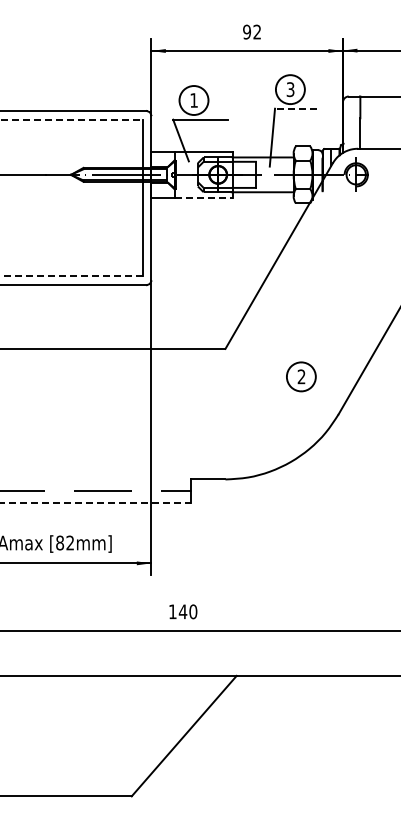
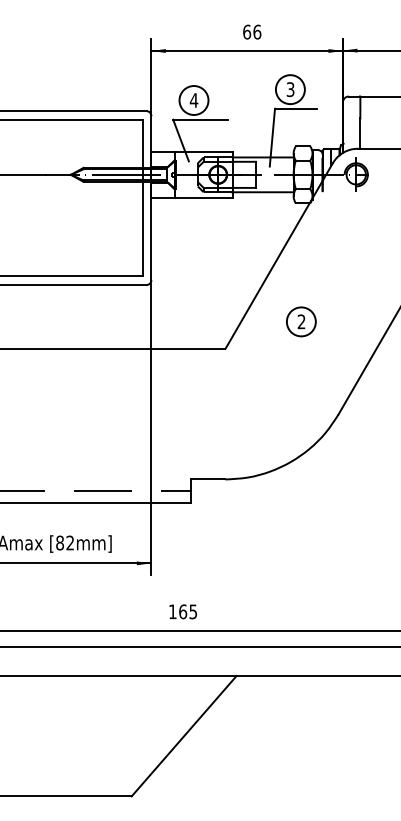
text: 92 -> 66 (252, 31)
text: 1 -> 4 (193, 100)
line: dashed -> solid (295, 108)
line: dashed -> solid (71, 120)
line: dashed -> solid (204, 198)
line: dashed -> solid (70, 276)
part position: (301, 376) -> (301, 321) (301, 321)
line: dashed -> solid (95, 502)
text: 140 -> 165 (187, 611)
line: none -> present (199, 646)
